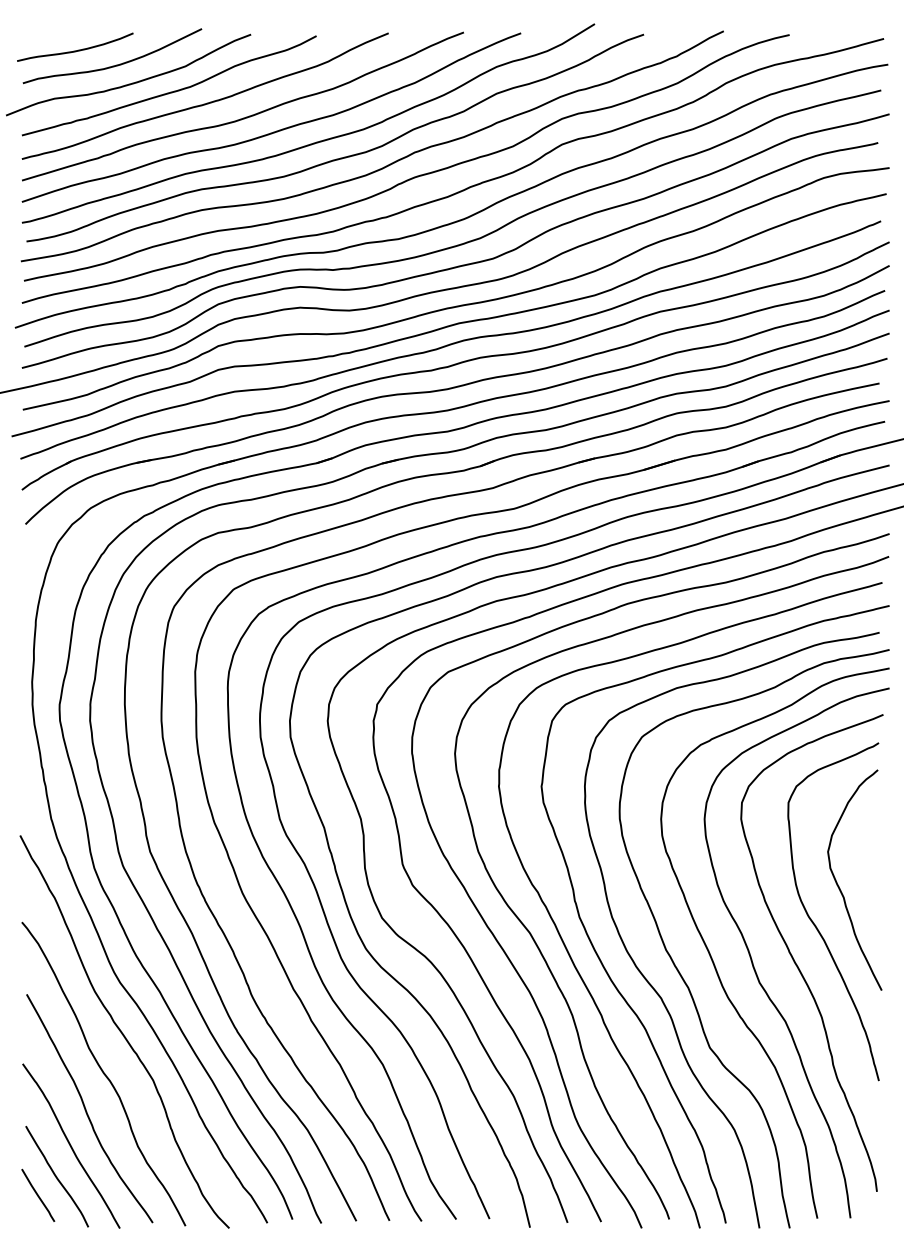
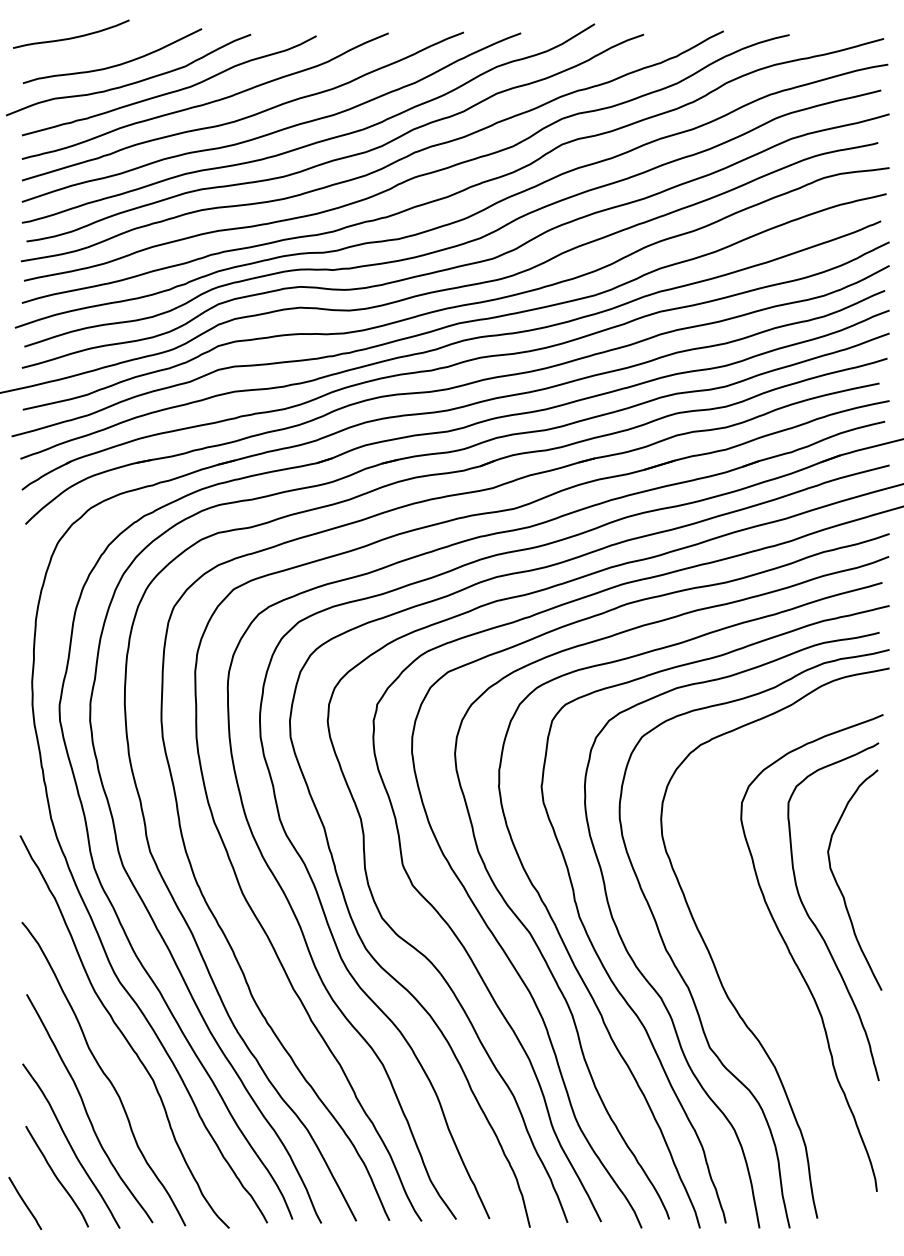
curve position: (75, 50) -> (71, 37) (71, 37)
curve: present -> none (755, 968)
line position: (38, 1194) -> (25, 1202) (25, 1202)
